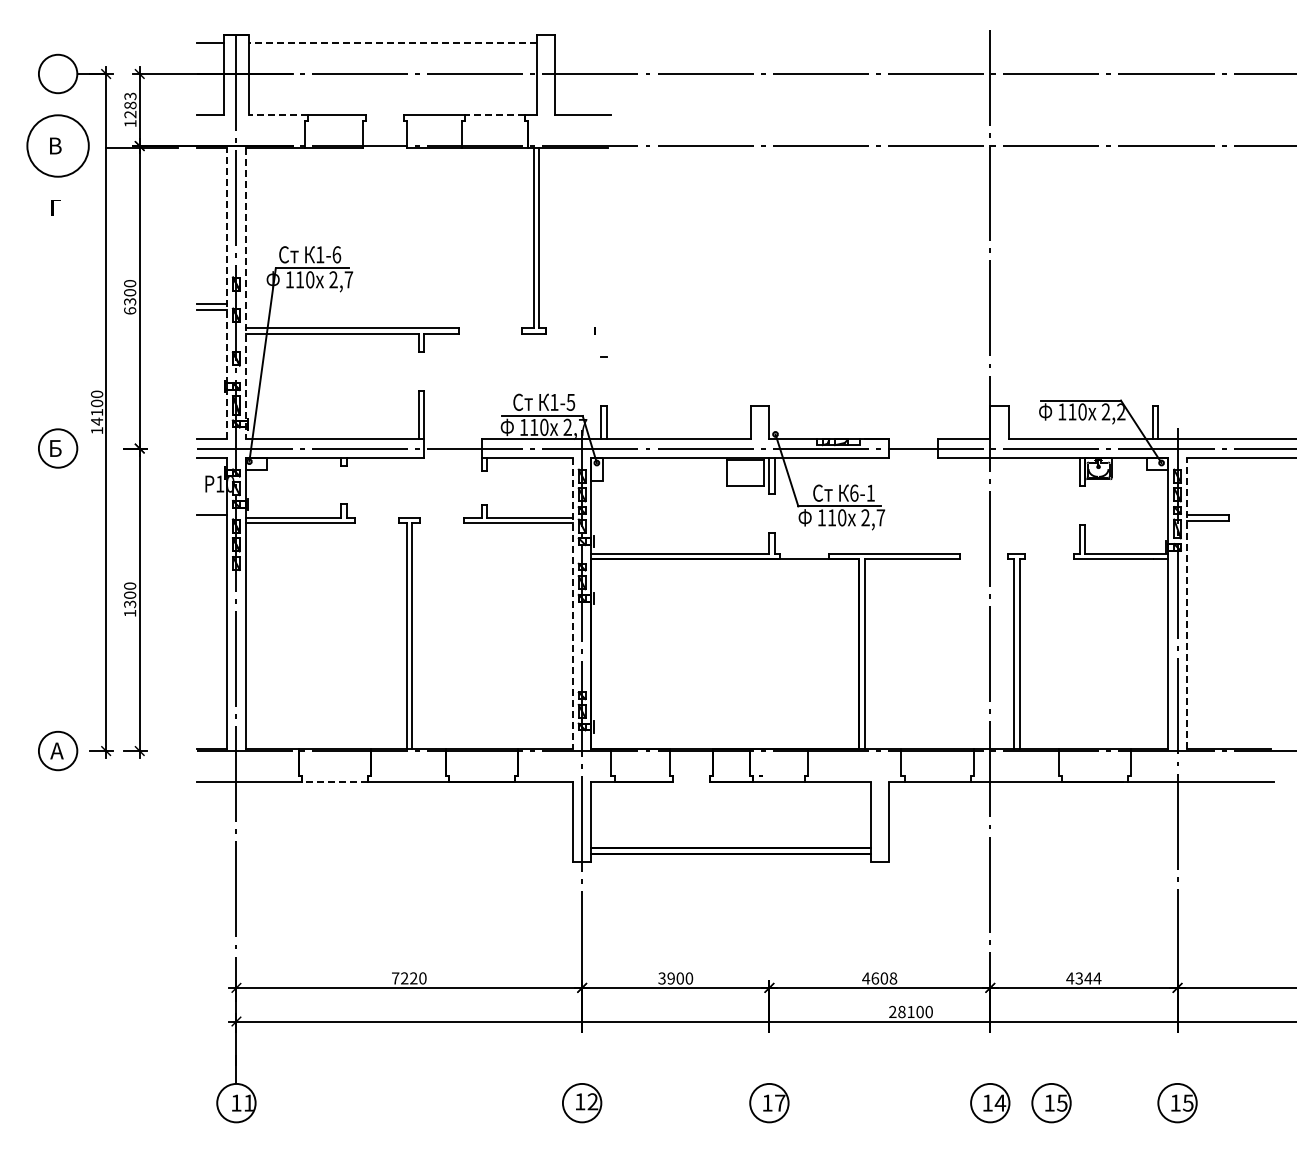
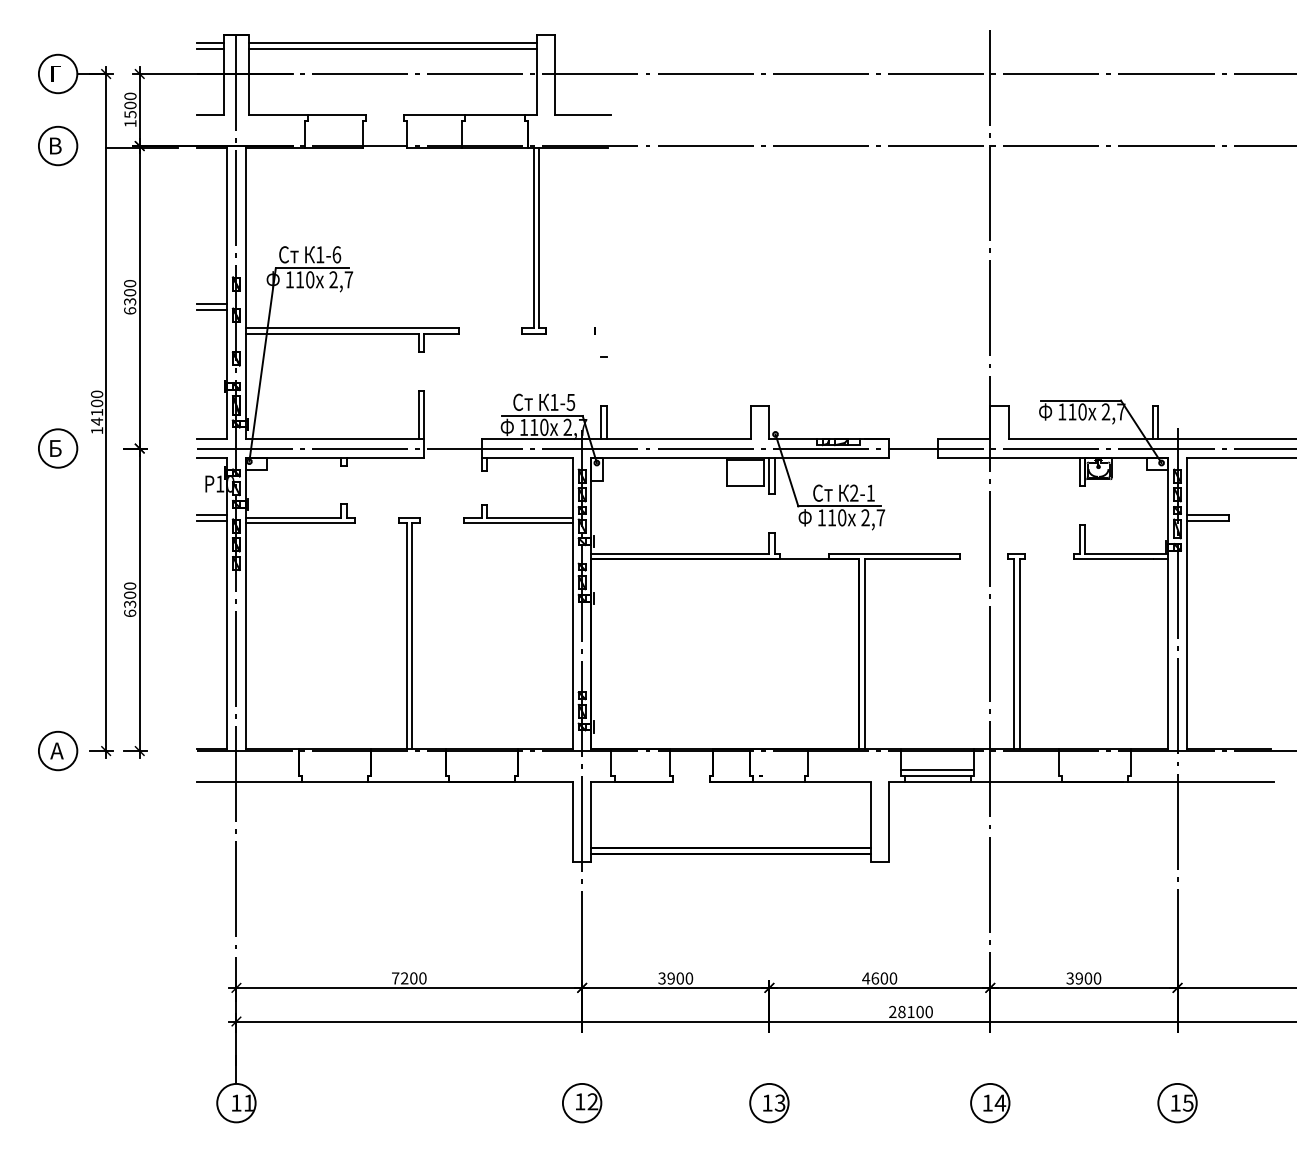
line: dashed -> solid (392, 43)
line: none -> present (210, 49)
line: none -> present (392, 49)
text: 1283 -> 1500 (130, 105)
line: dashed -> solid (278, 115)
line: dashed -> solid (495, 115)
circle diameter: 61 px -> 38 px (57, 145)
text position: (55, 207) -> (55, 73) (55, 73)
line: dashed -> solid (227, 293)
line: dashed -> solid (245, 294)
text: 2,2 -> 2,7 (1121, 411)
text: 6-1 -> 2-1 (854, 492)
line: none -> present (211, 521)
line: dashed -> solid (1186, 602)
line: dashed -> solid (573, 603)
text: 1300 -> 6300 (130, 612)
line: none -> present (937, 769)
line: none -> present (937, 775)
line: dashed -> solid (334, 781)
text: 7220 -> 7200 (413, 978)
text: 4608 -> 4600 (893, 978)
text: 4344 -> 3900 (1083, 978)
text: 17 -> 13 (779, 1102)
part: present -> none (1051, 1103)
